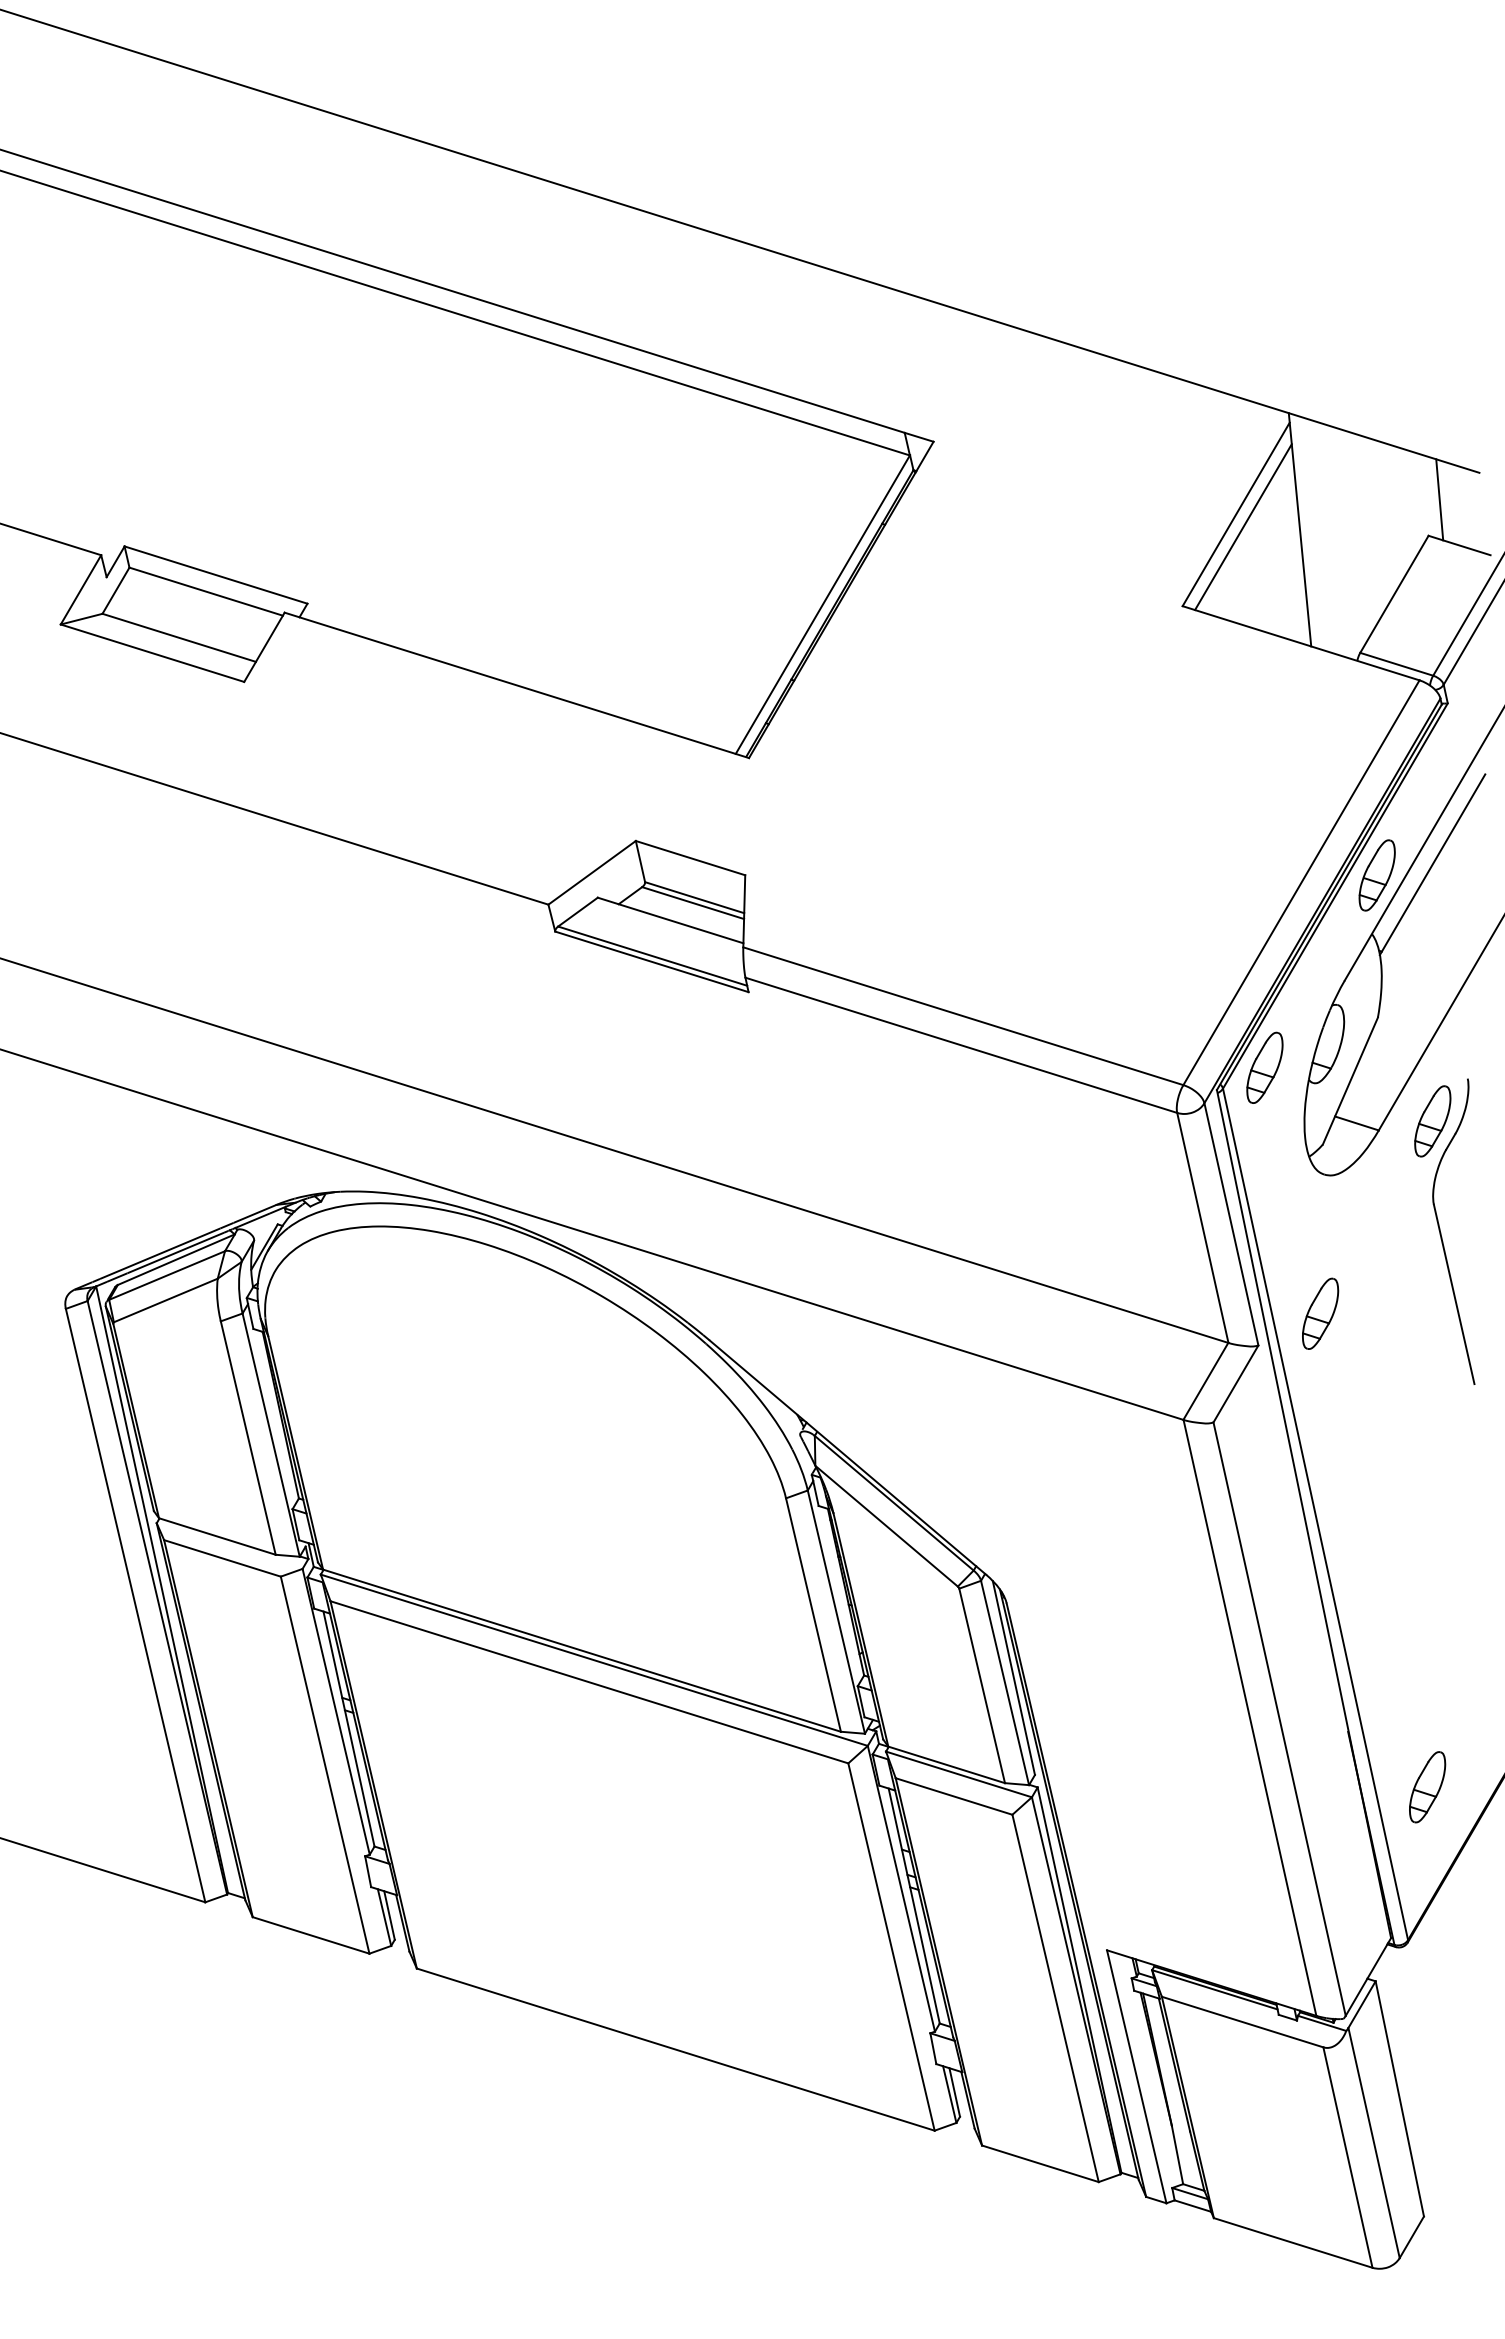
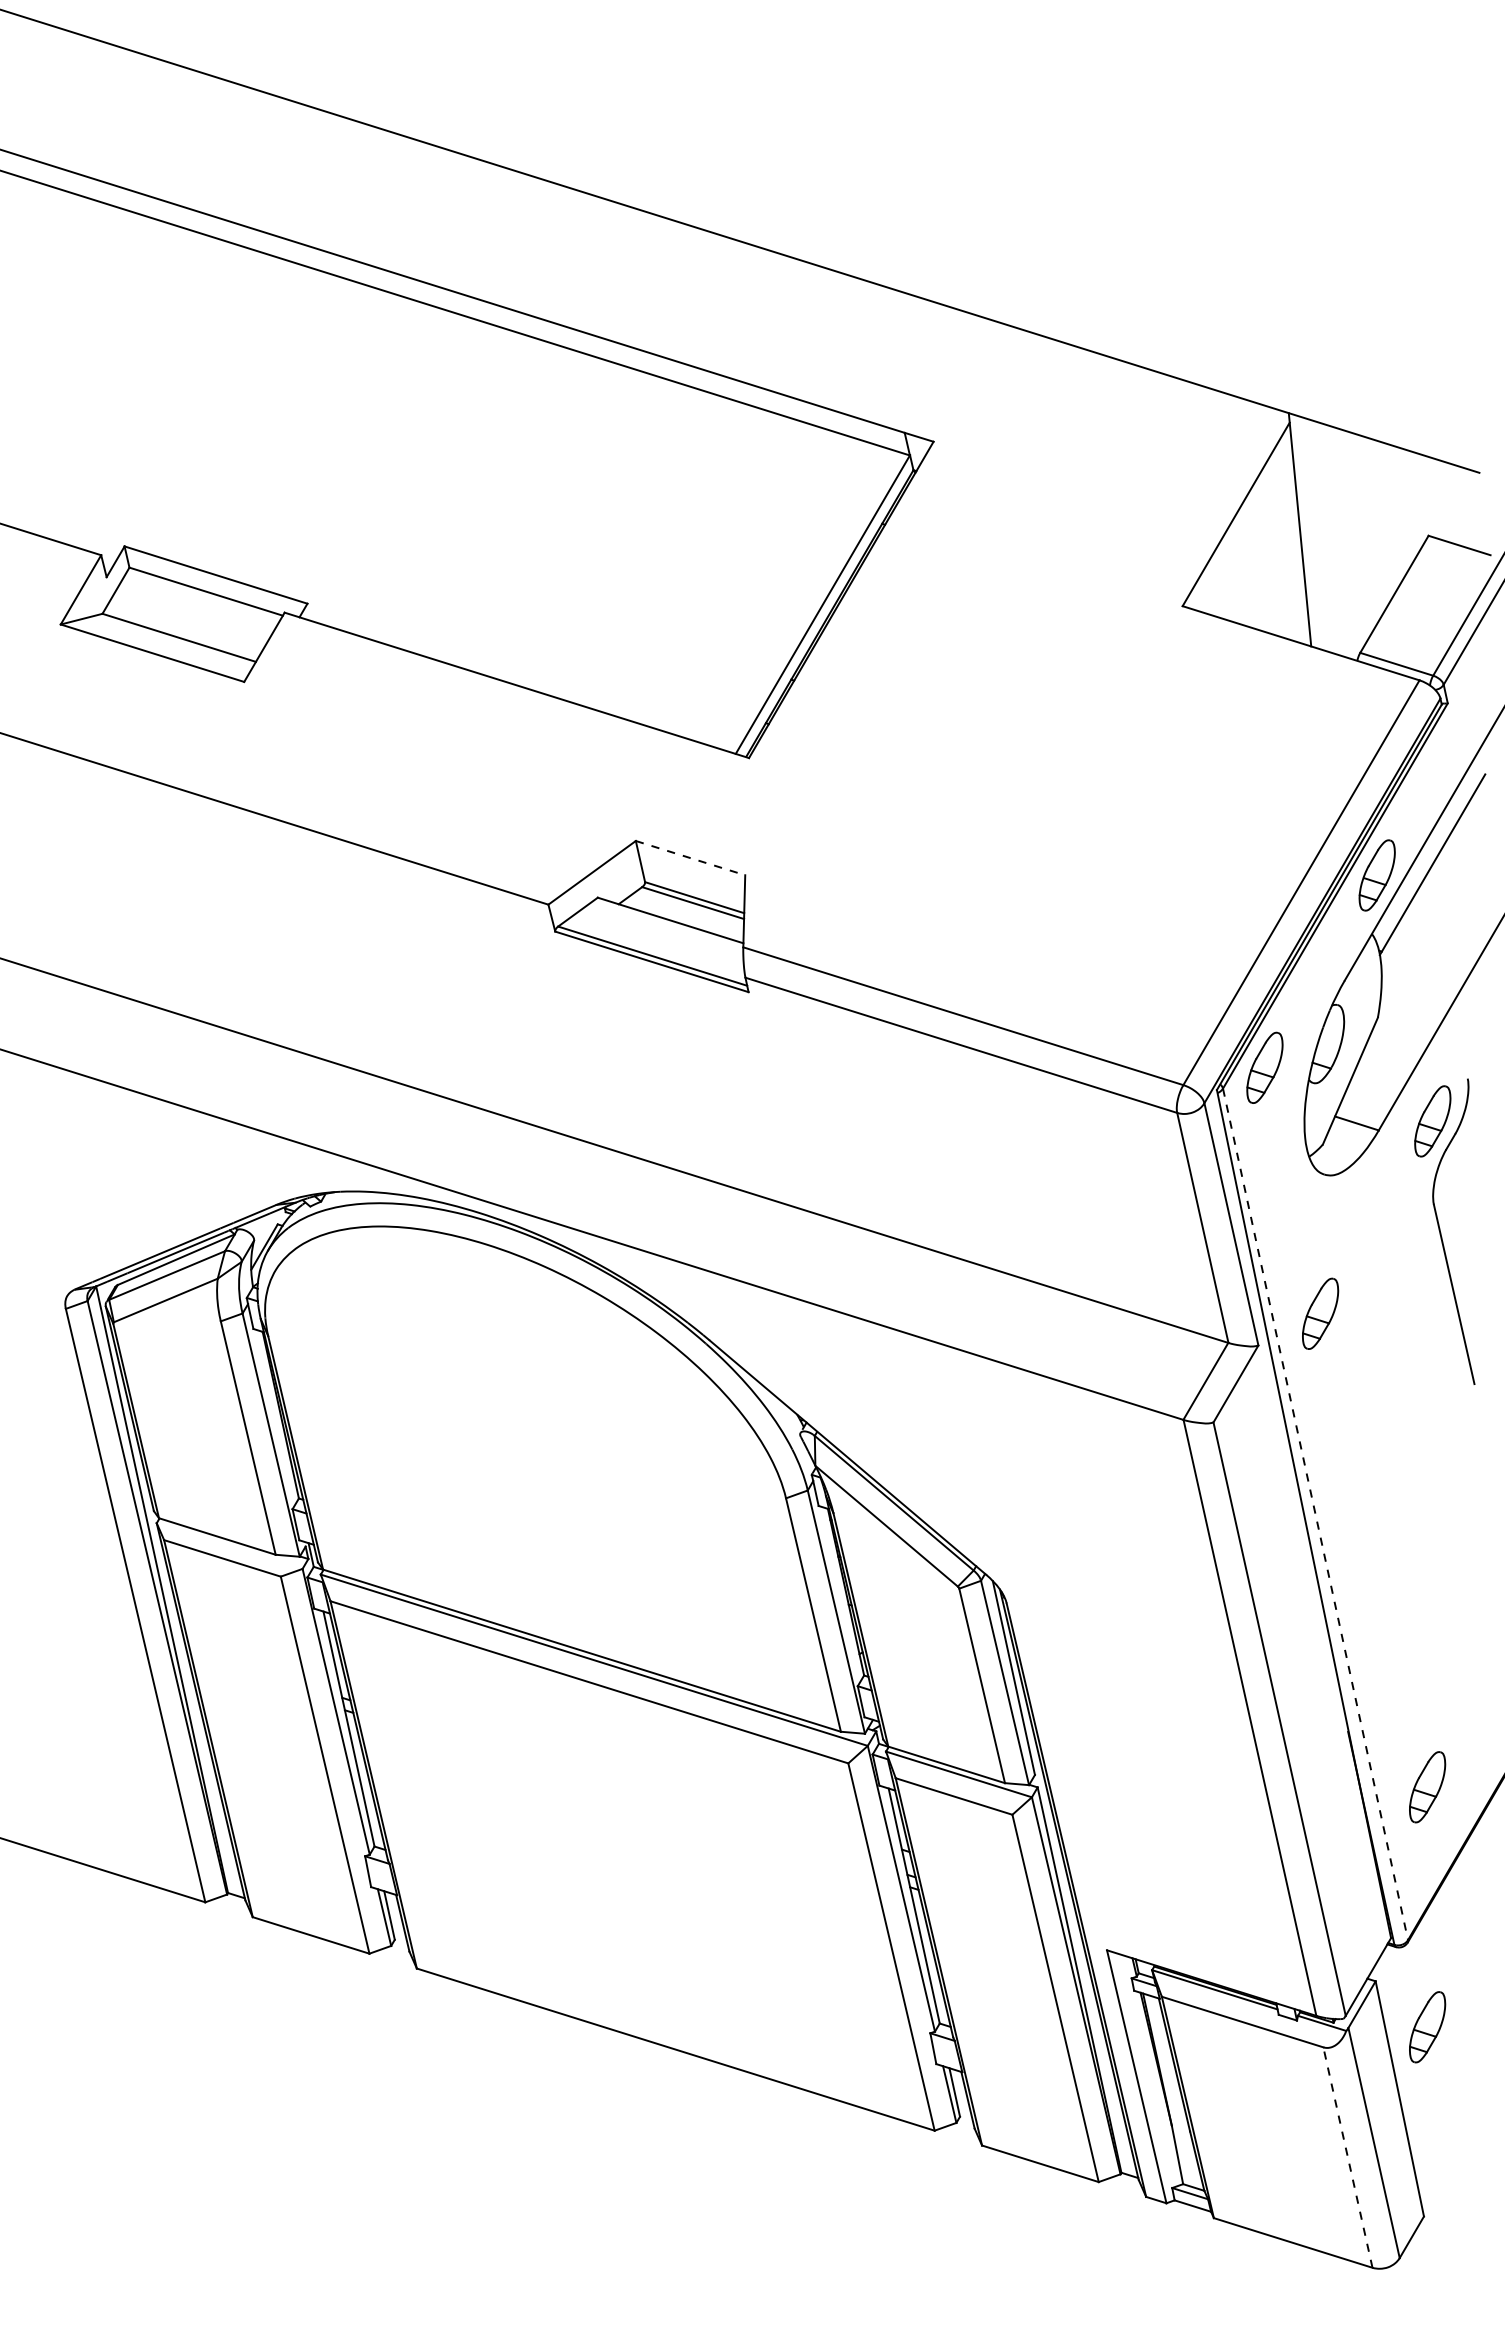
line: present -> none (1439, 499)
line: present -> none (1243, 527)
line: solid -> dashed (691, 858)
line: solid -> dashed (1315, 1514)
part: none -> present (1427, 2027)
line: solid -> dashed (1347, 2157)
